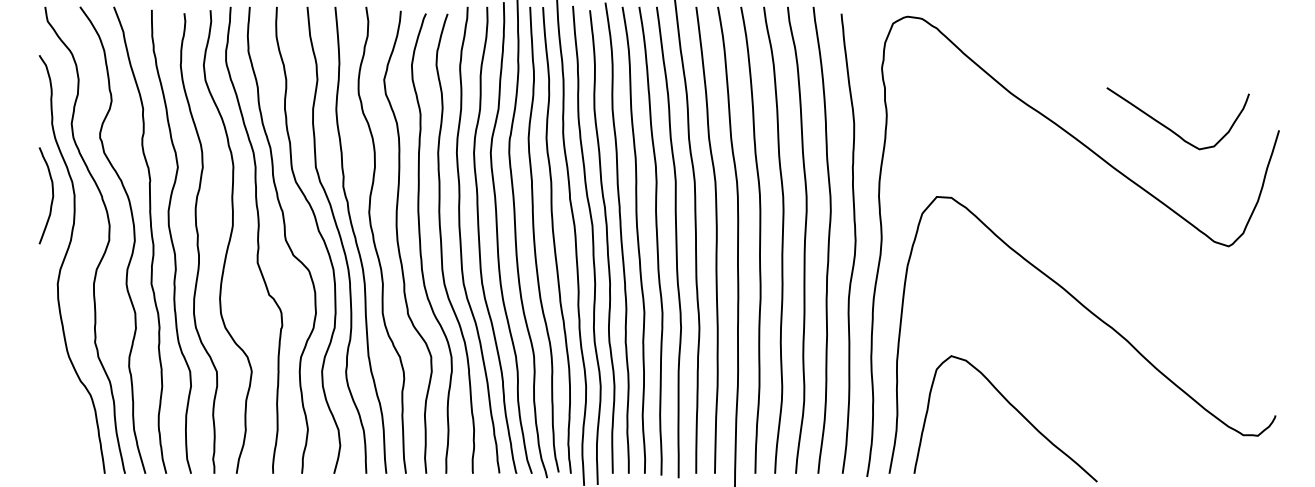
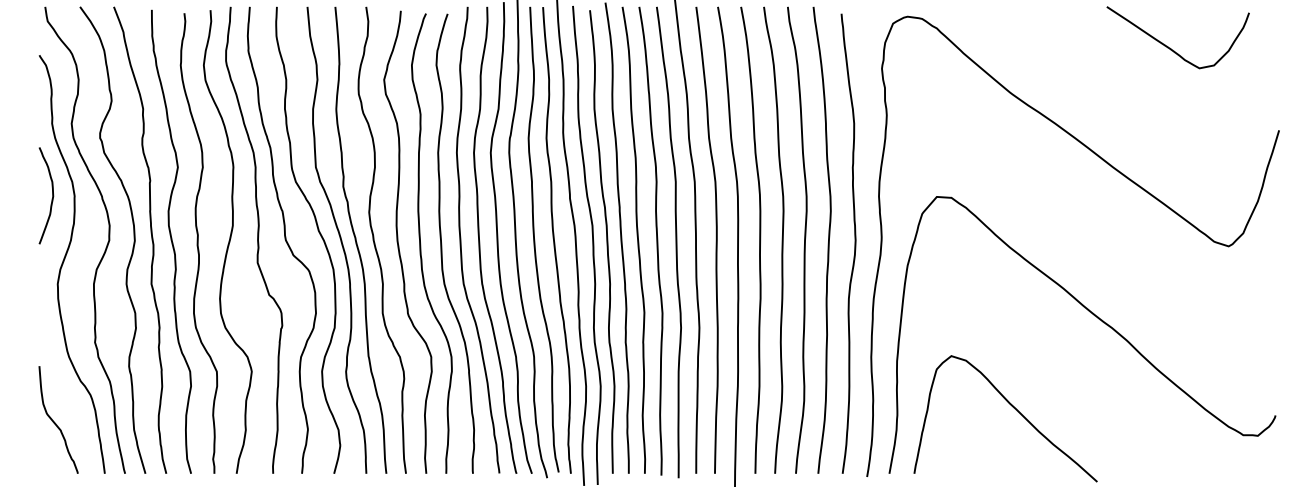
curve position: (1170, 128) -> (1170, 47) (1170, 47)
curve: none -> present (55, 422)
